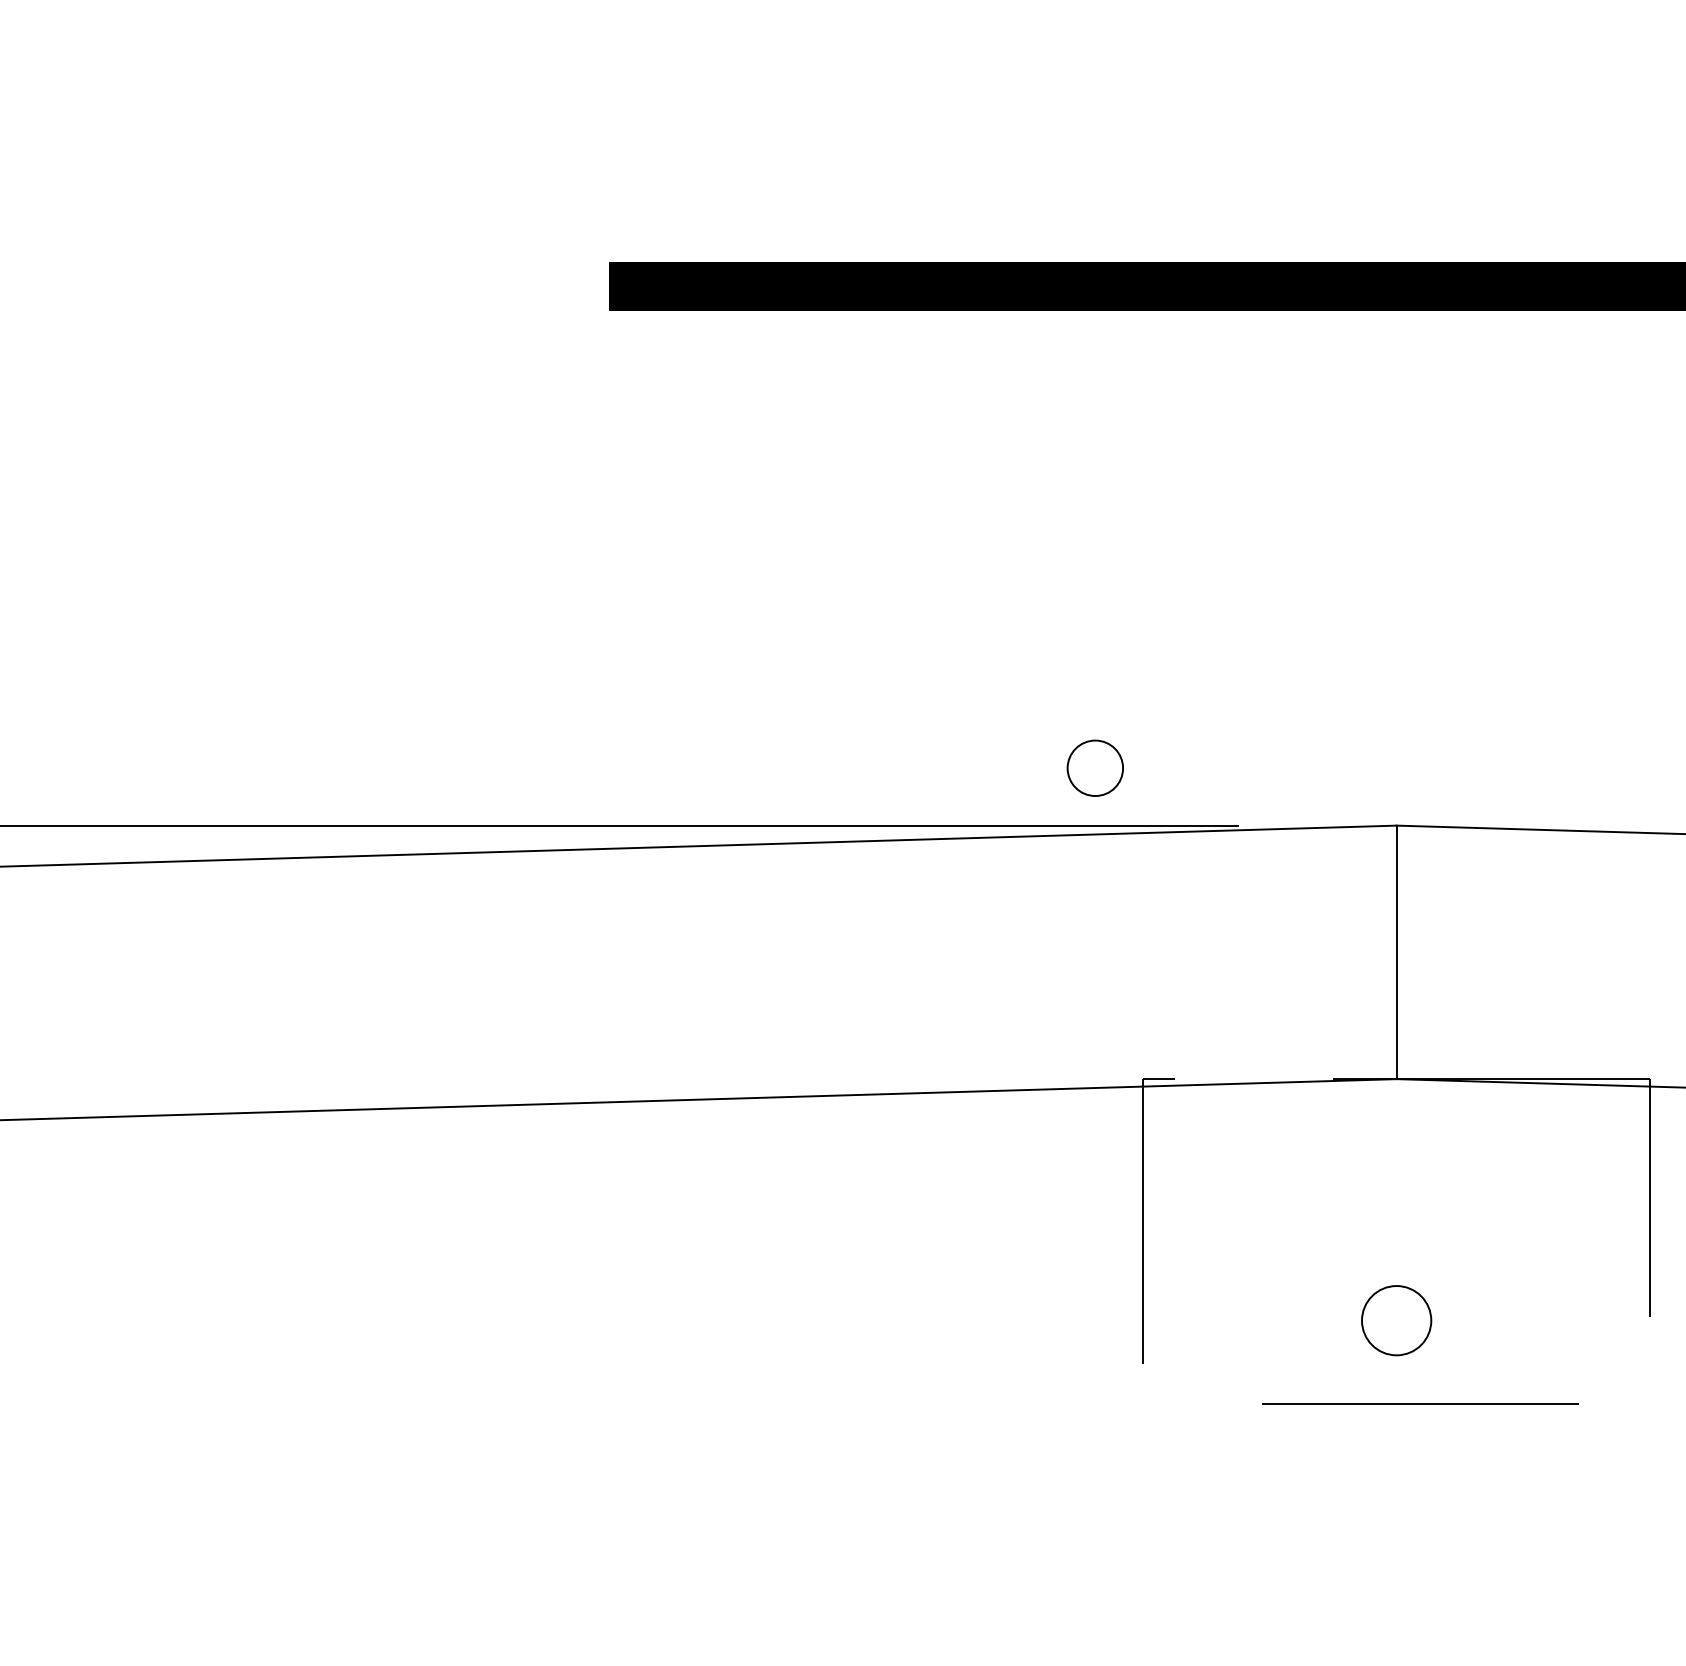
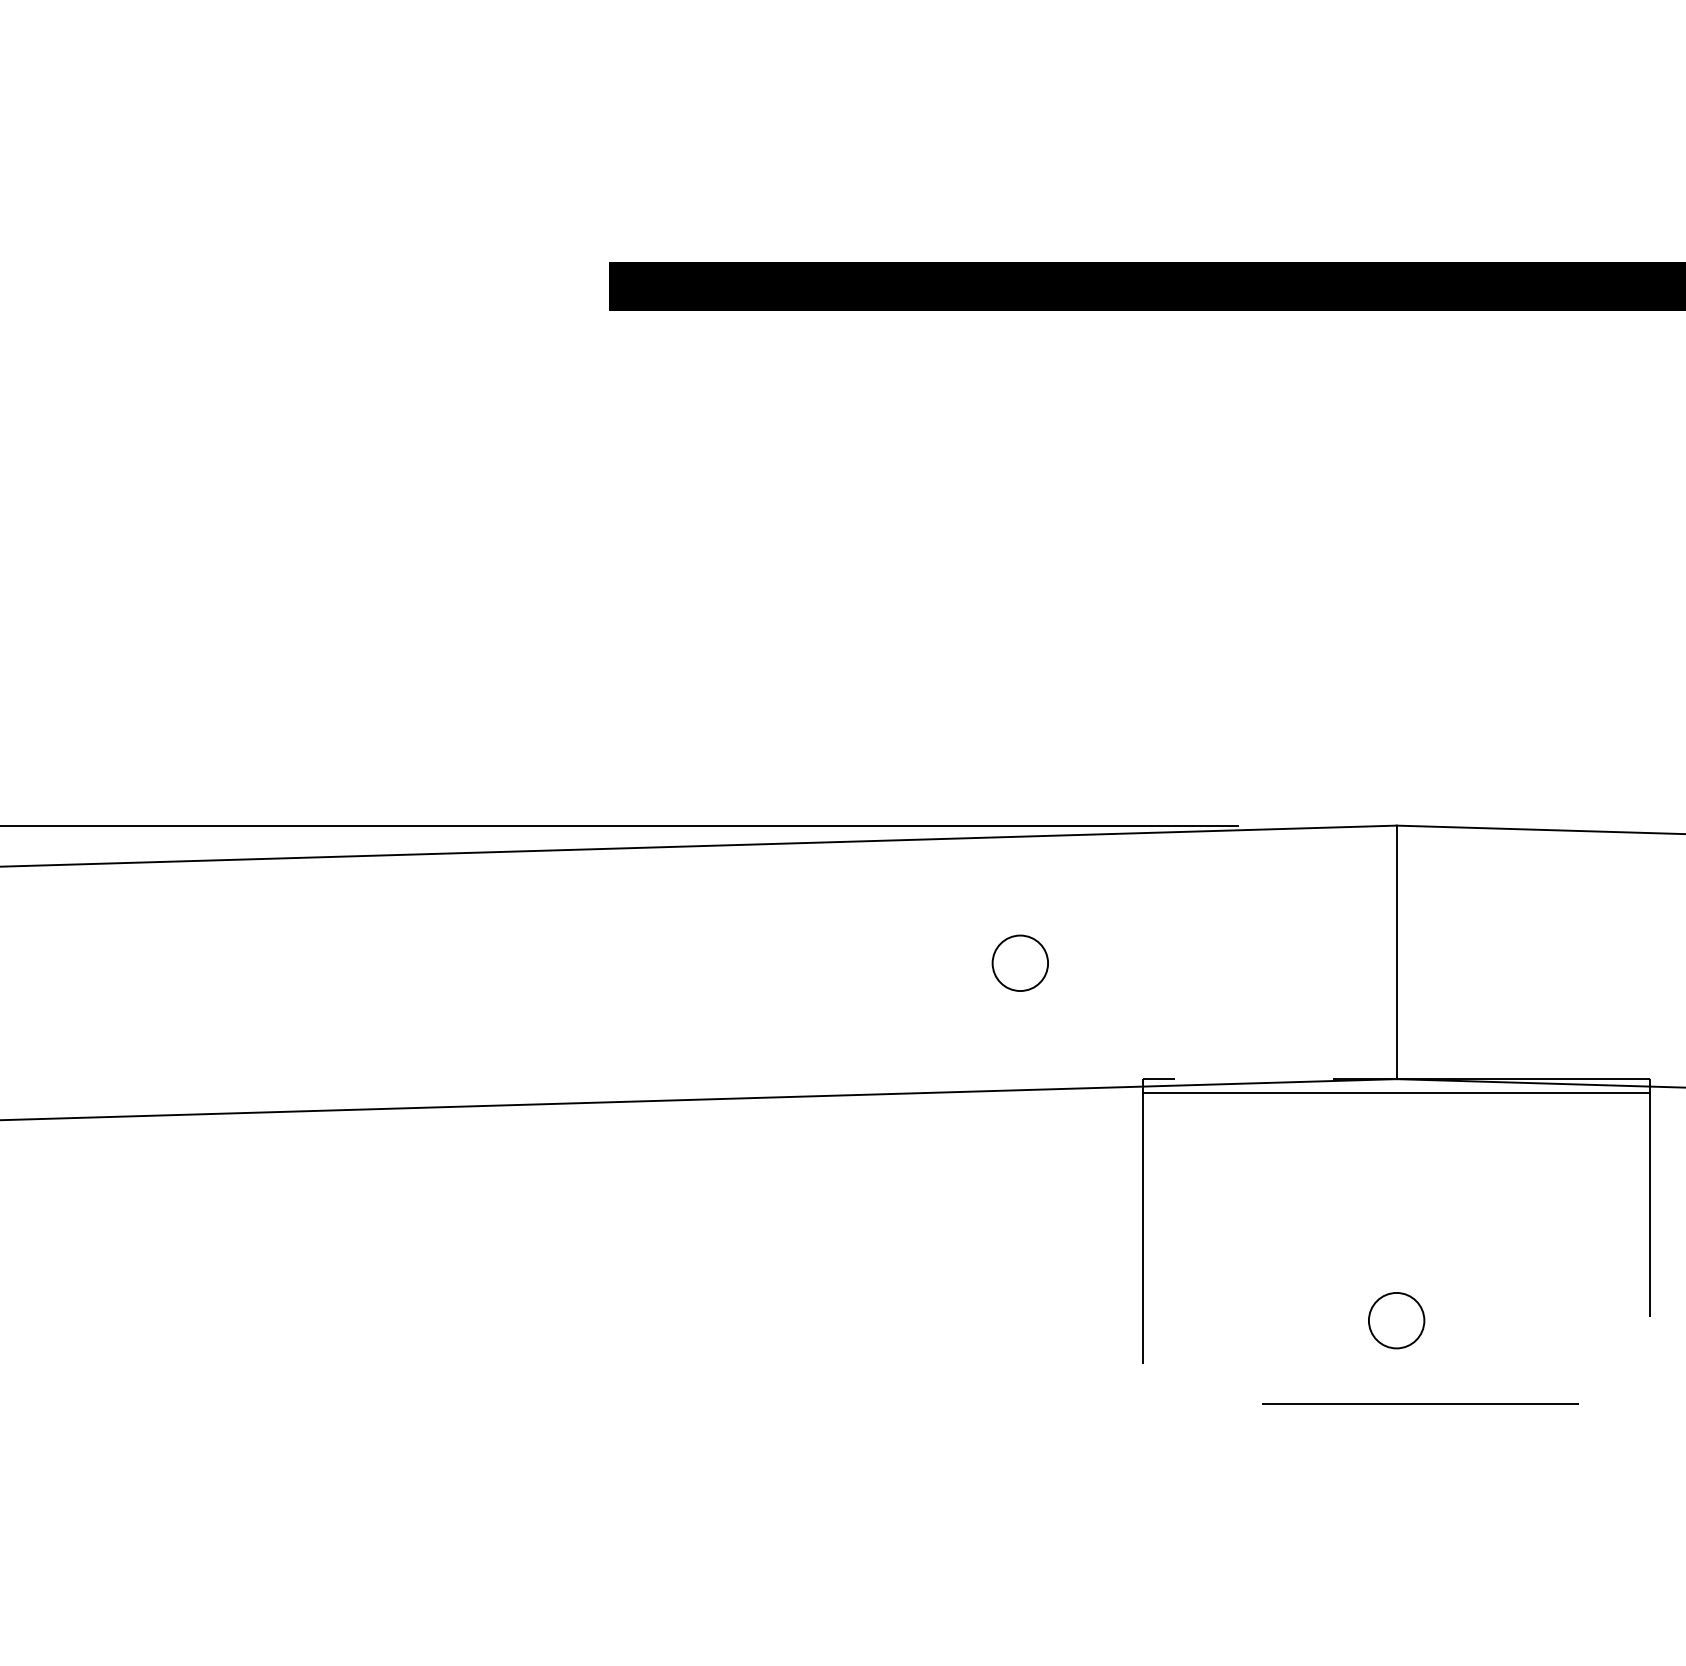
circle position: (1094, 767) -> (1019, 962) (1019, 962)
line: none -> present (1396, 1092)
circle diameter: 69 px -> 55 px (1396, 1320)
